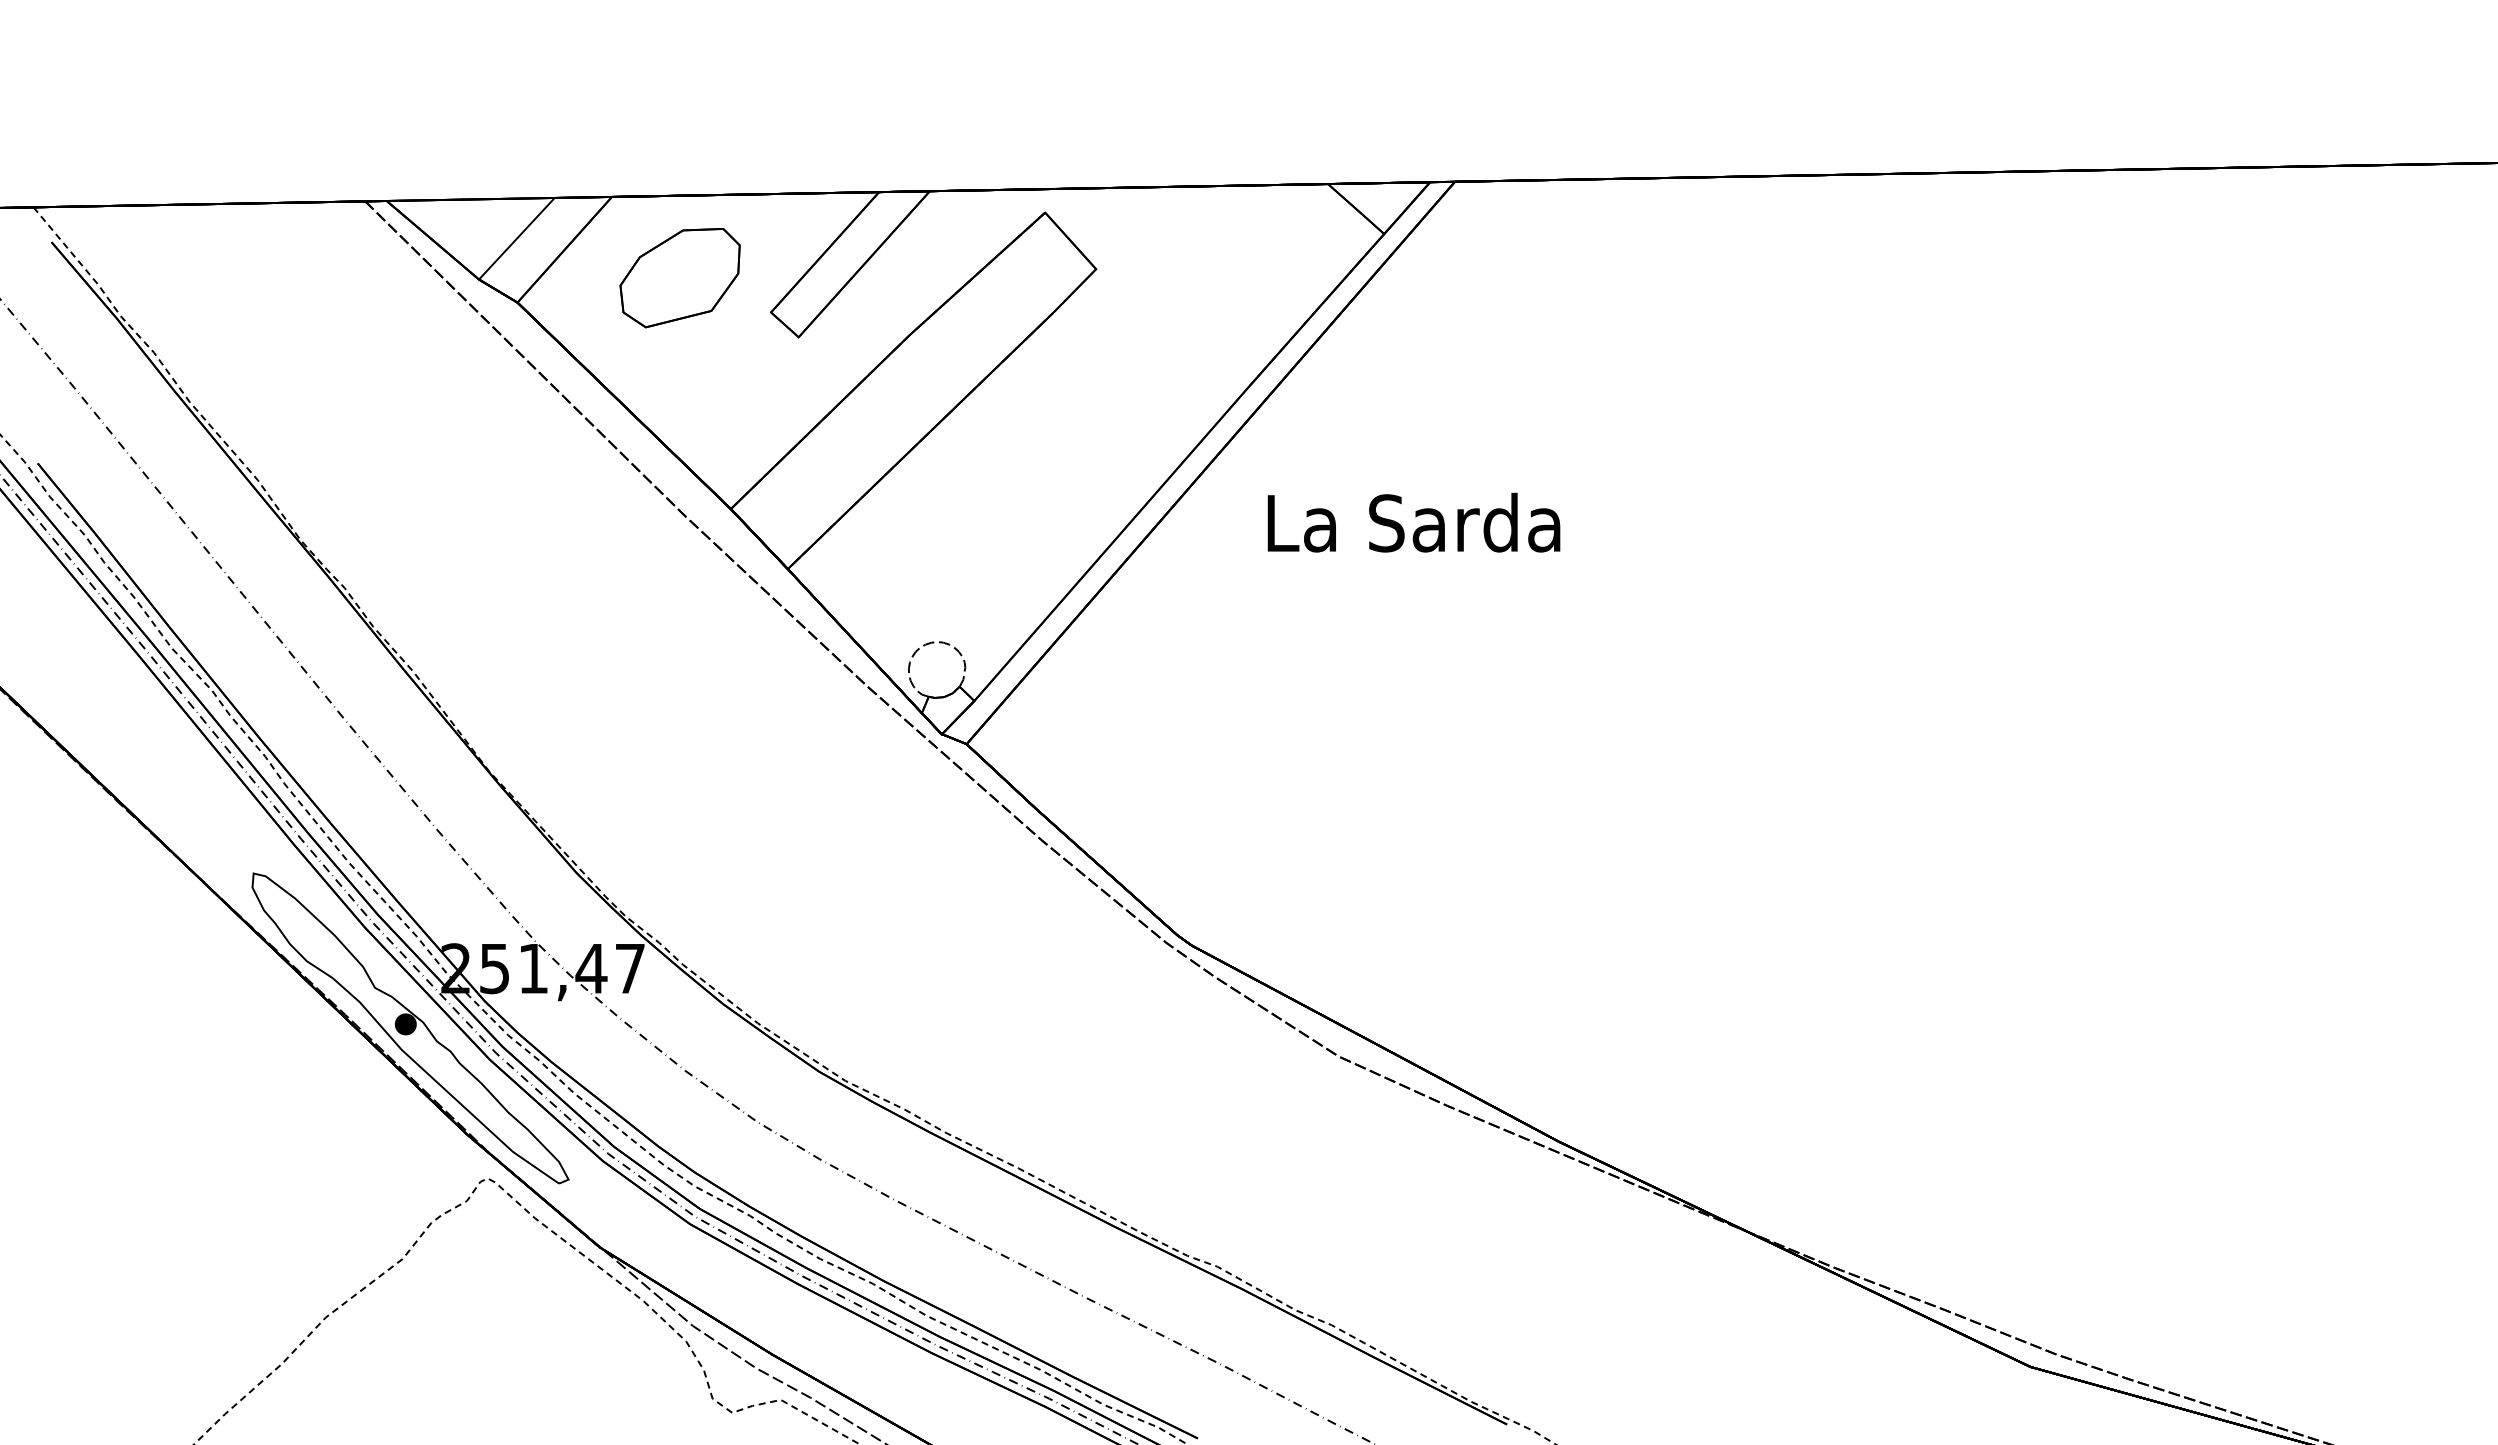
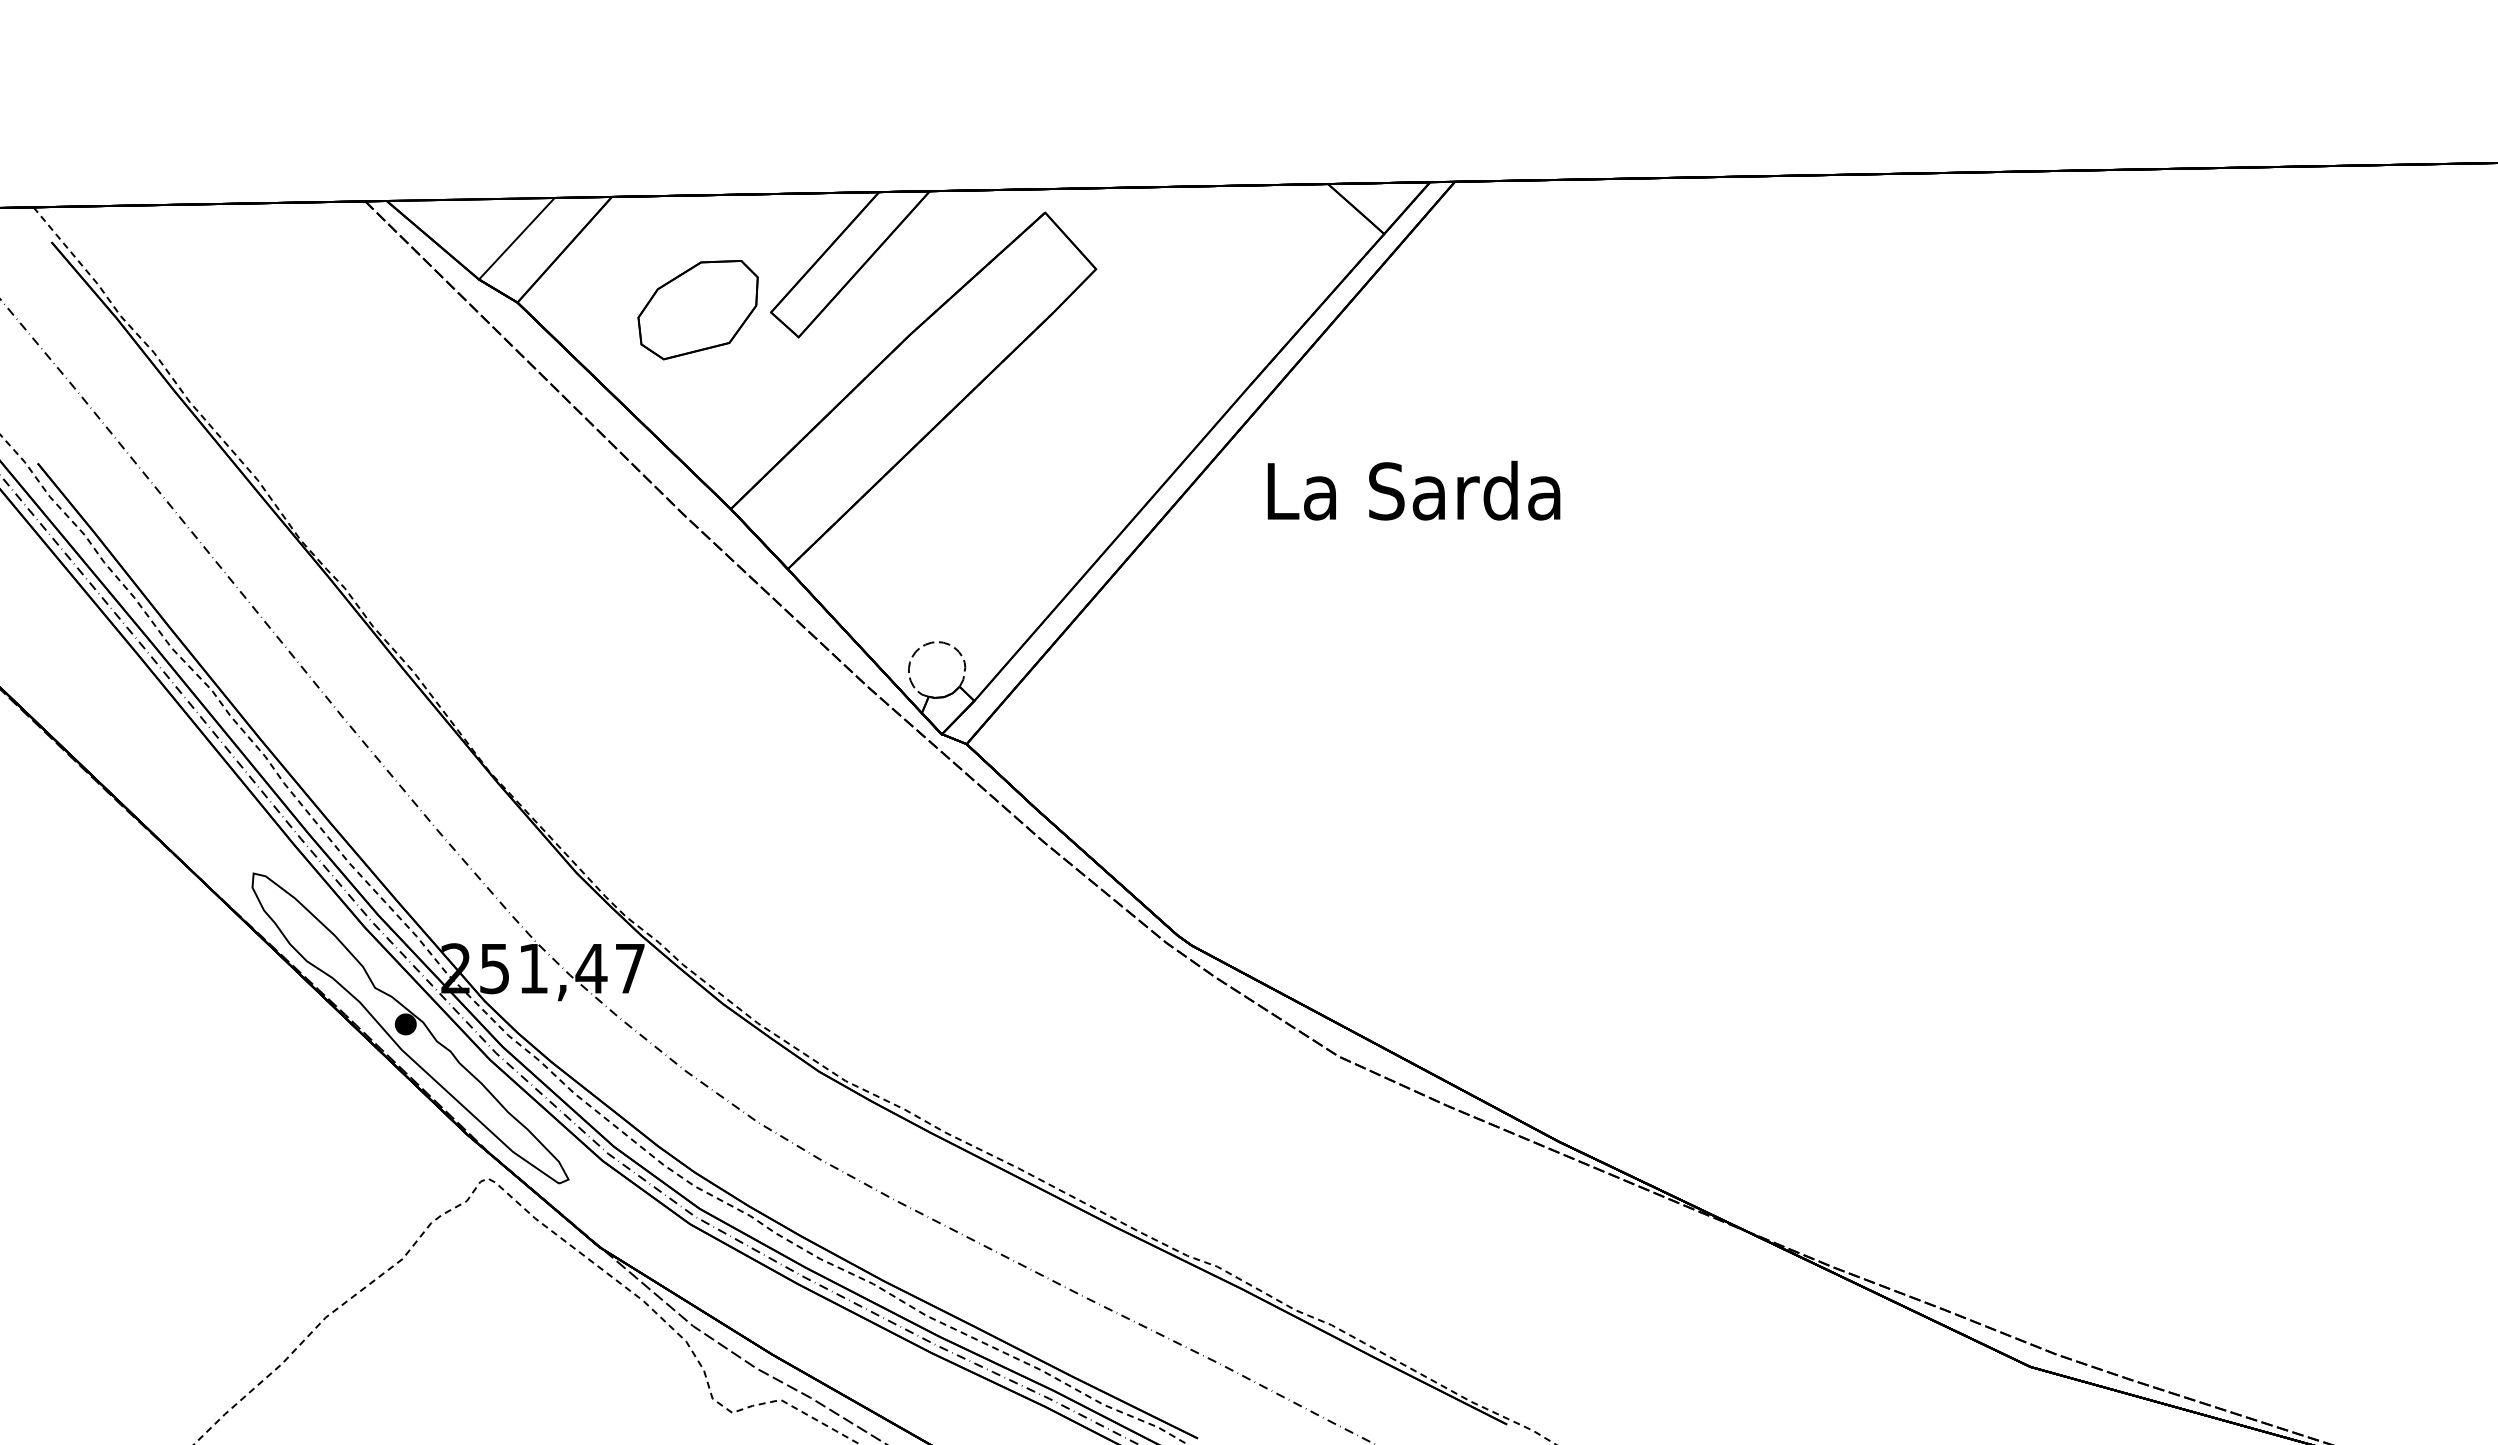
part position: (679, 278) -> (697, 310) (697, 310)
text position: (1413, 522) -> (1413, 490) (1413, 490)
